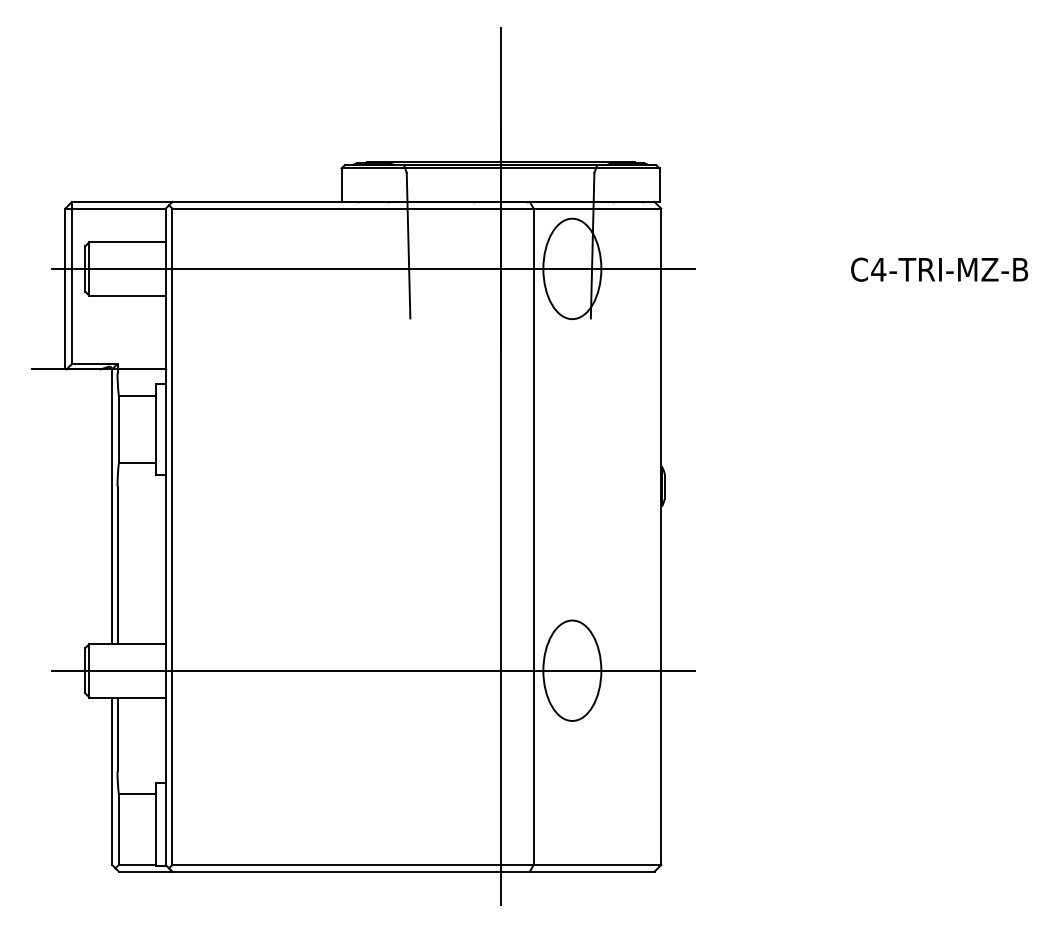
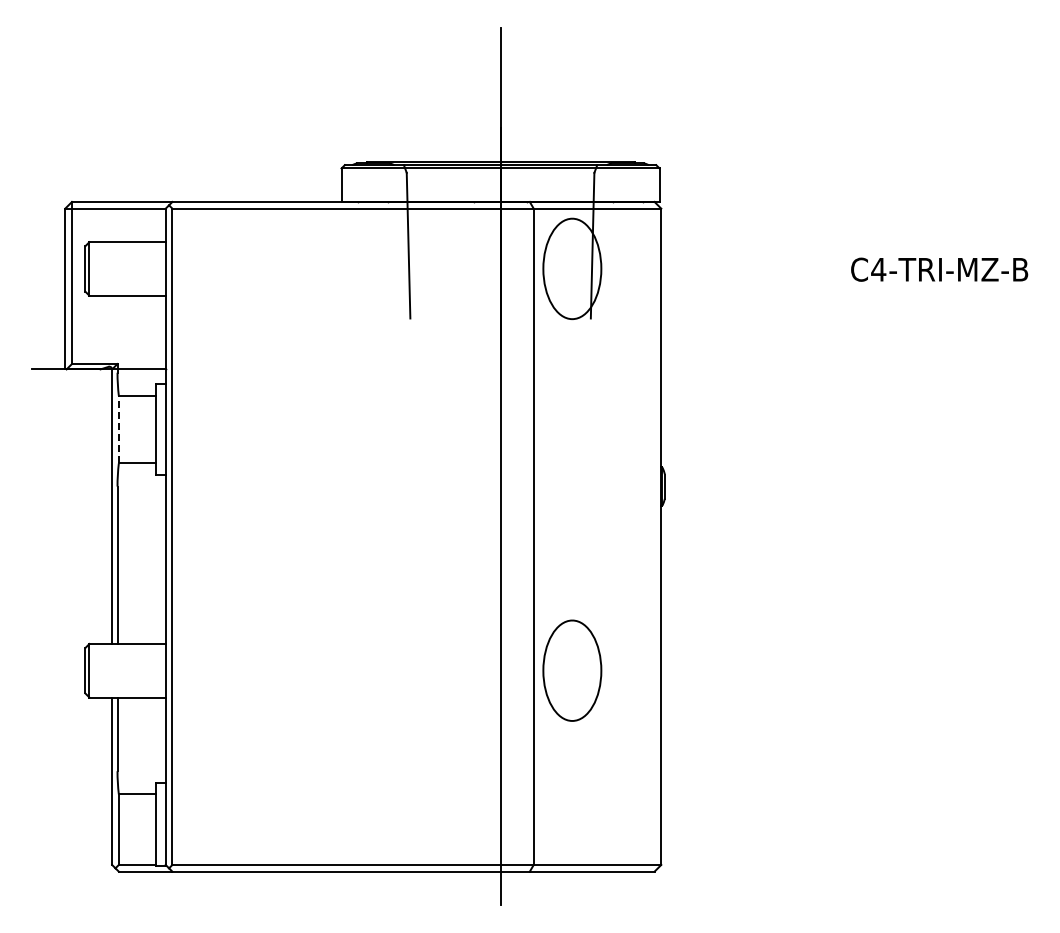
line: present -> none (372, 268)
line: solid -> dashed (118, 429)
line: present -> none (372, 670)
